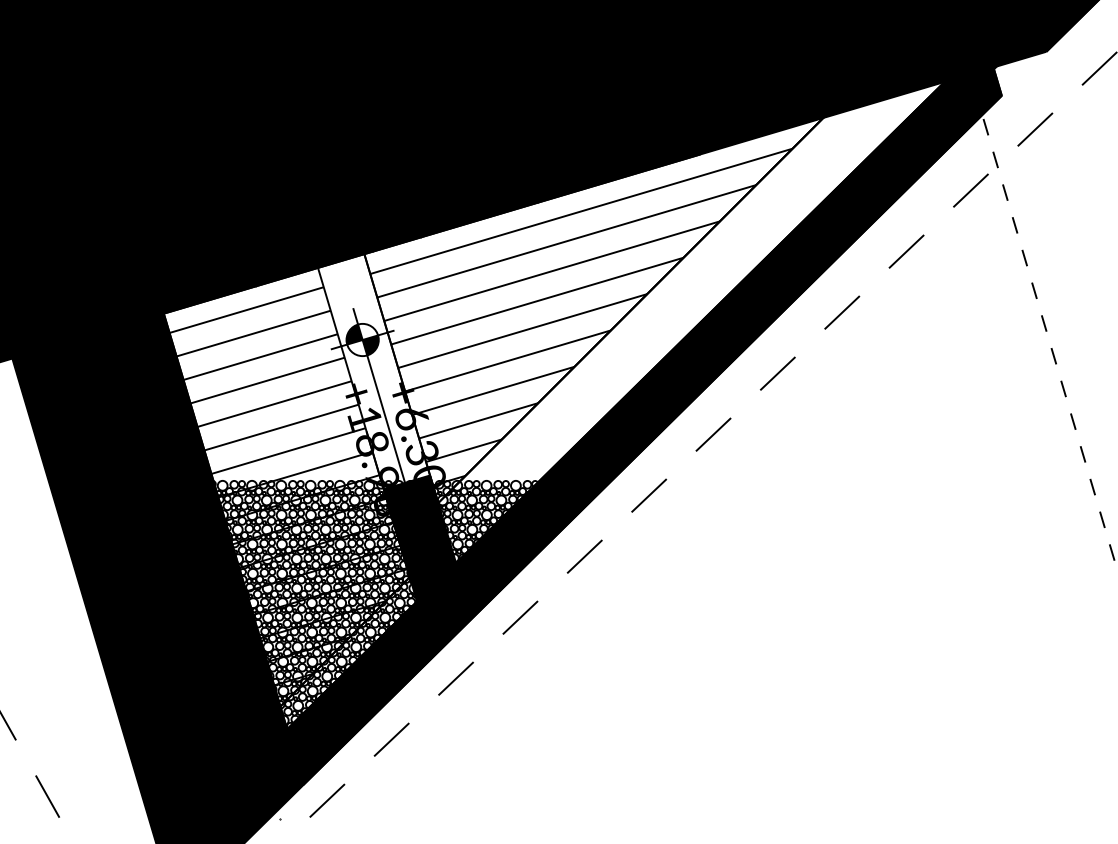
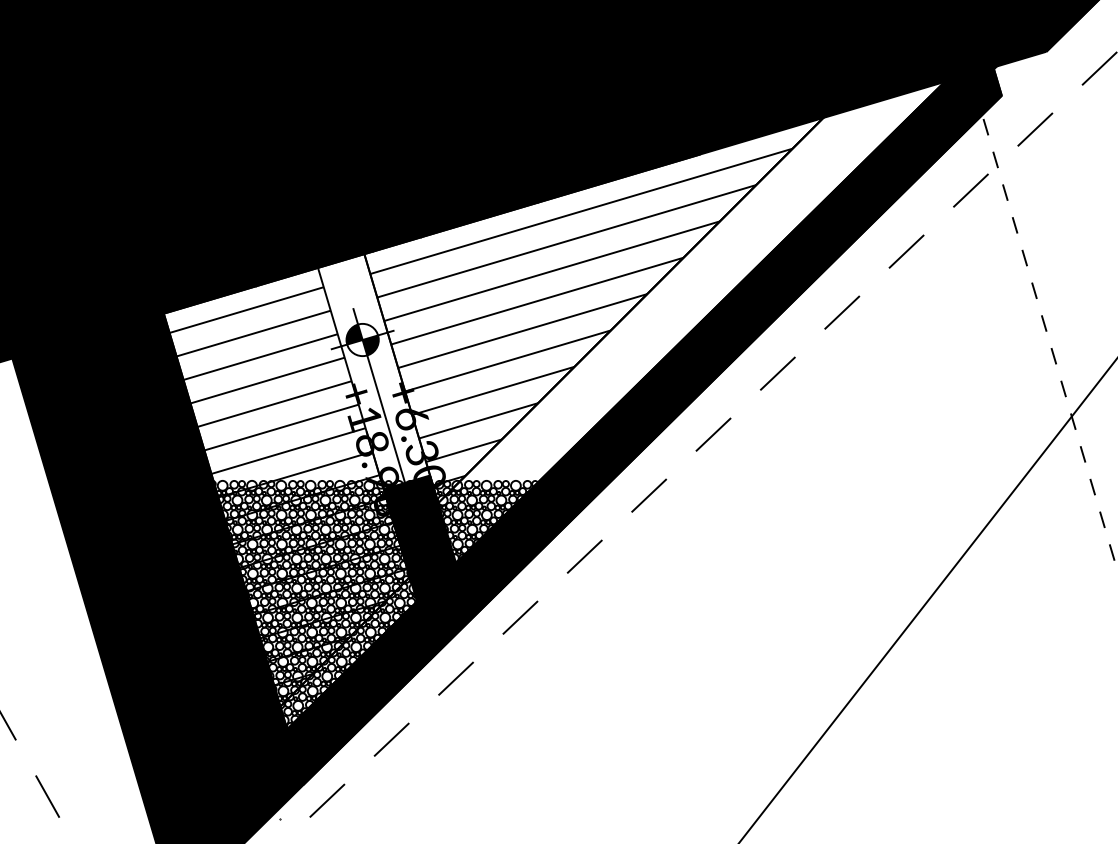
line: none -> present (927, 600)
